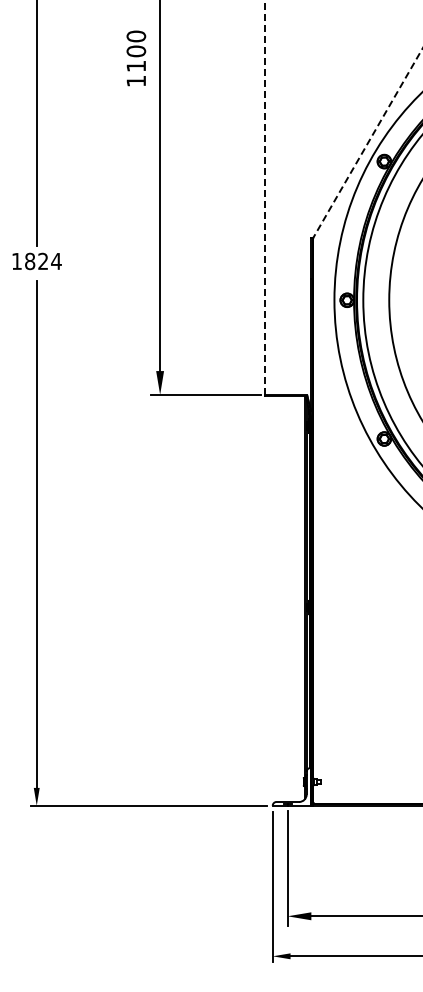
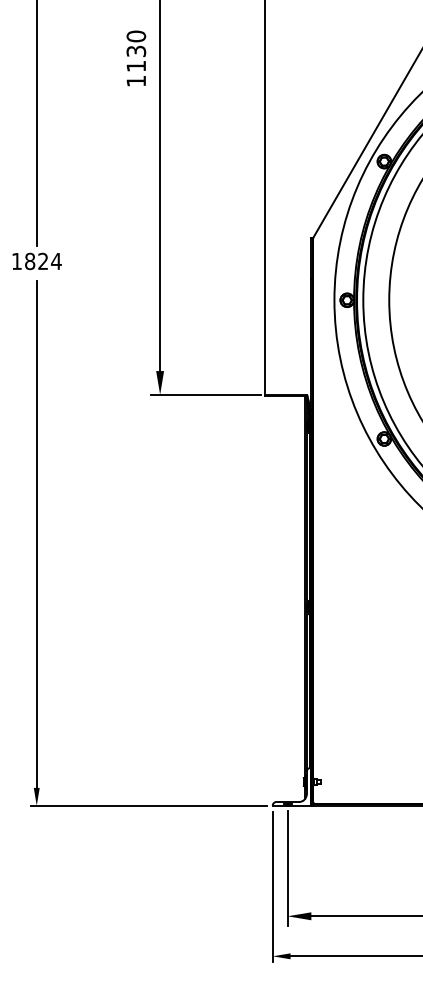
text: 1100 -> 1130 (136, 51)
line: dashed -> solid (368, 142)
line: dashed -> solid (265, 197)
